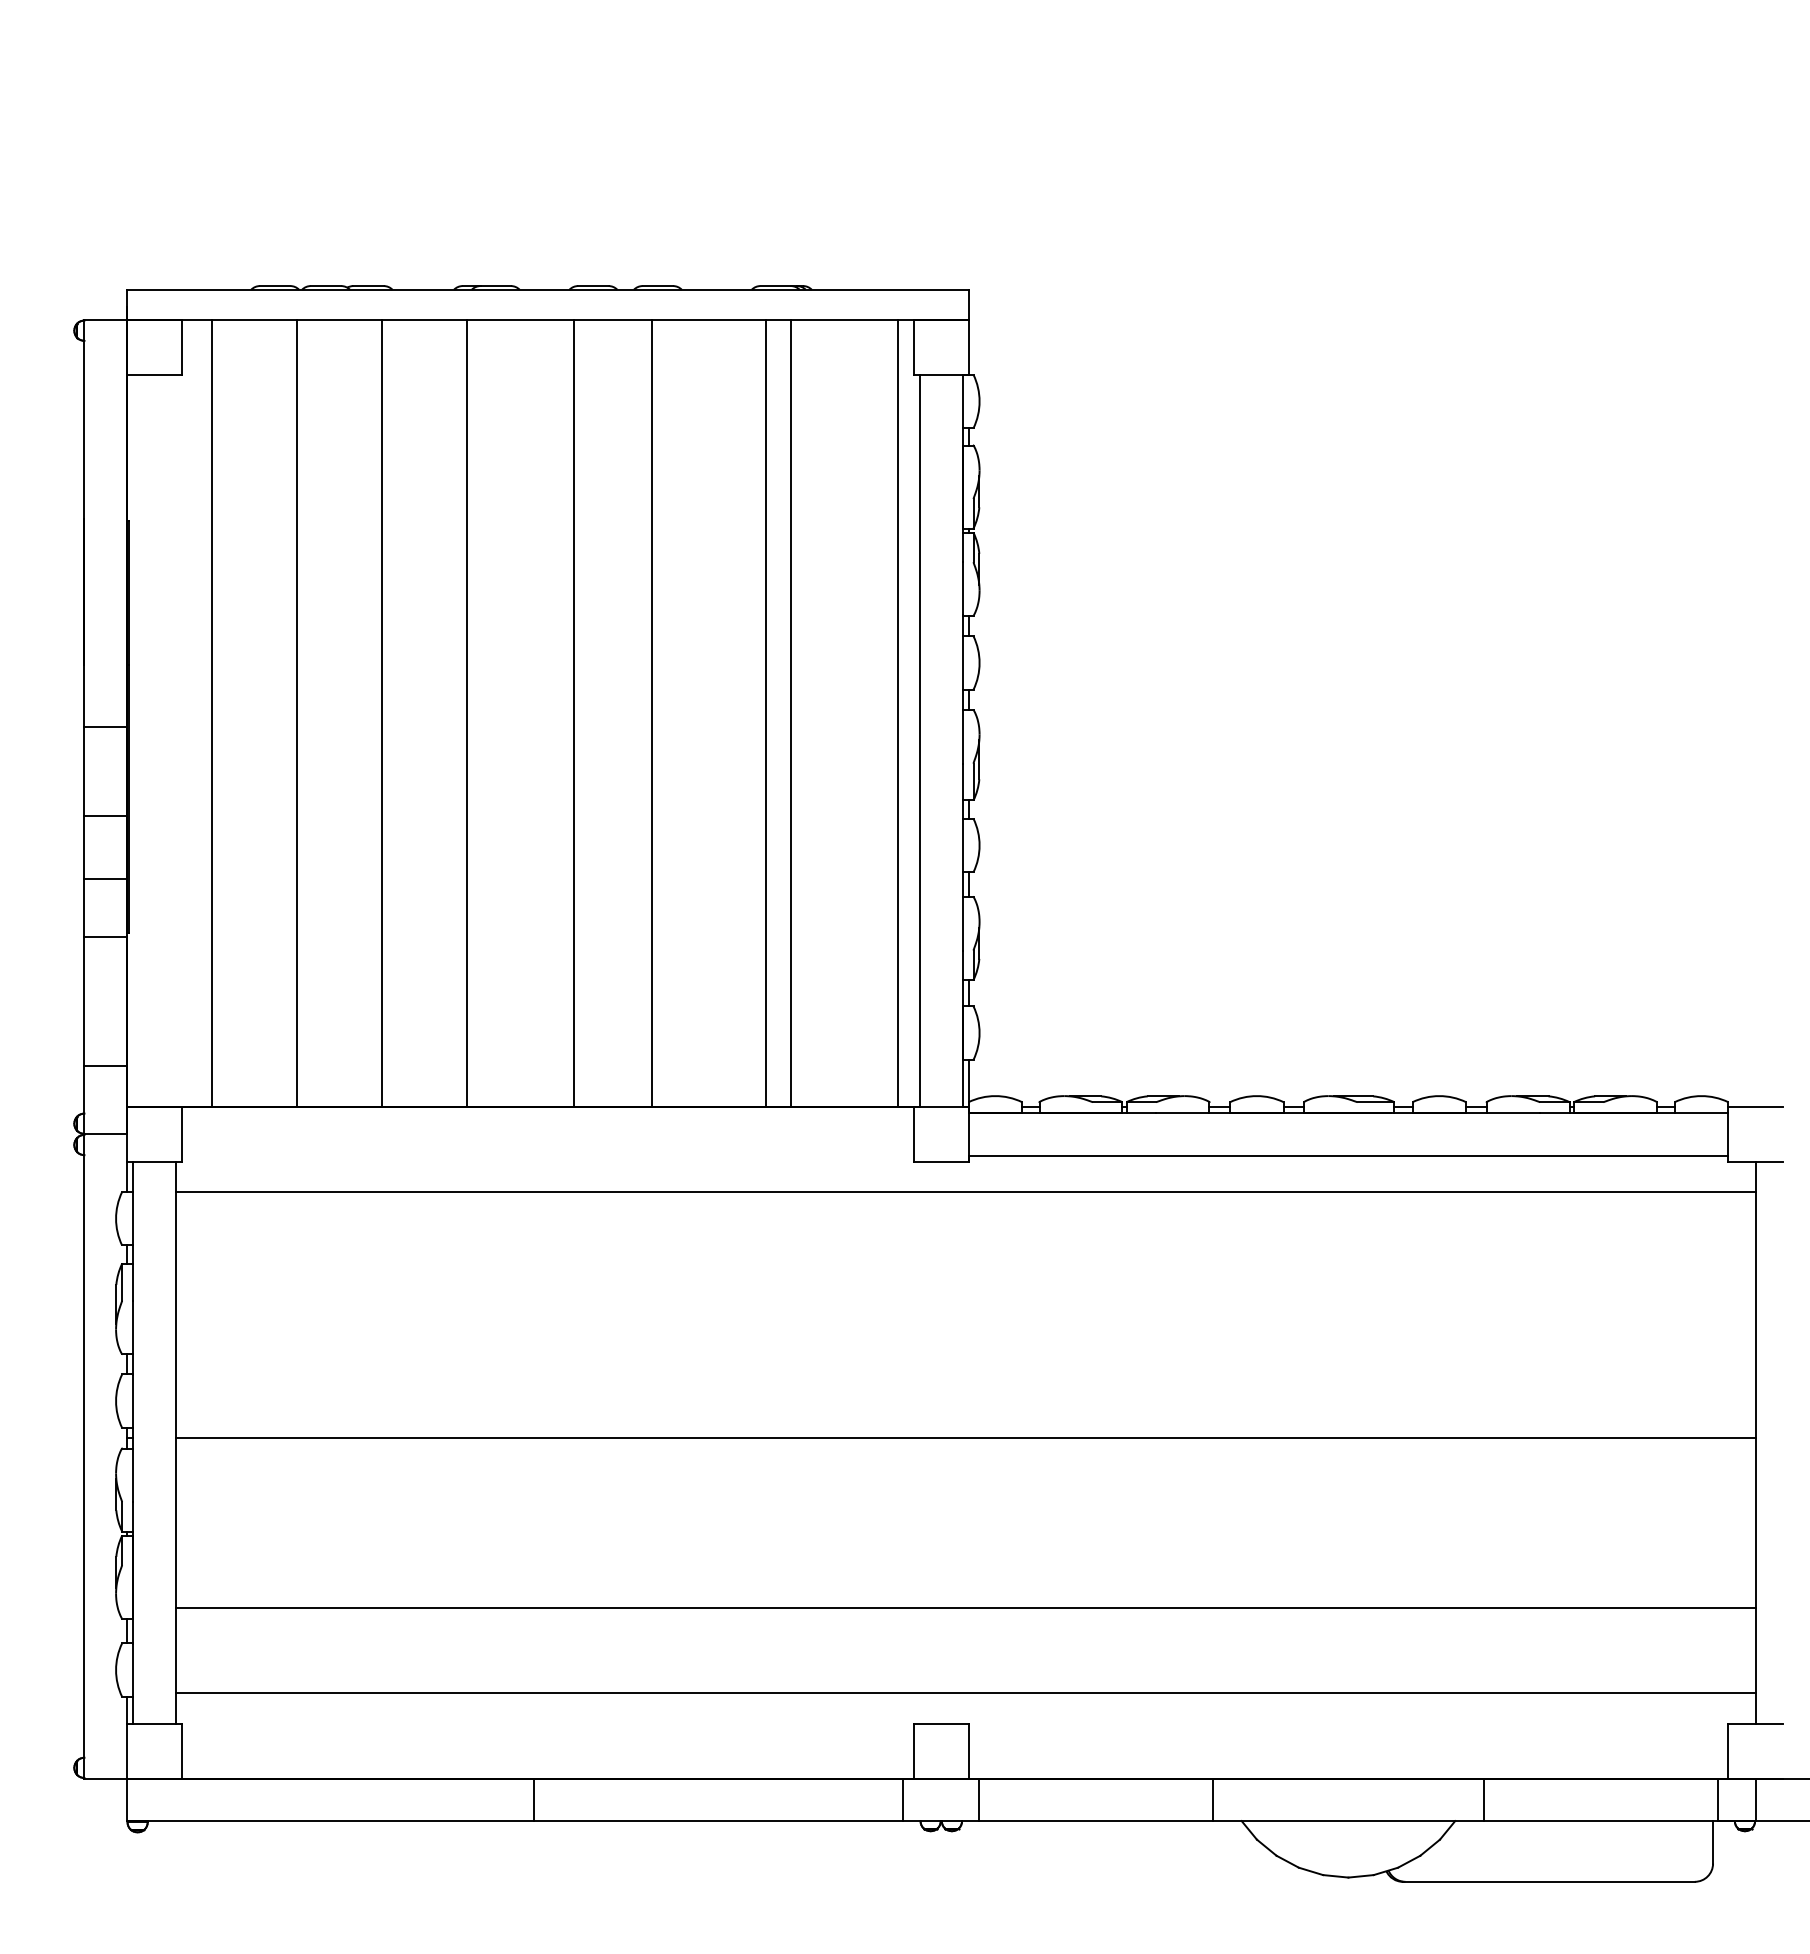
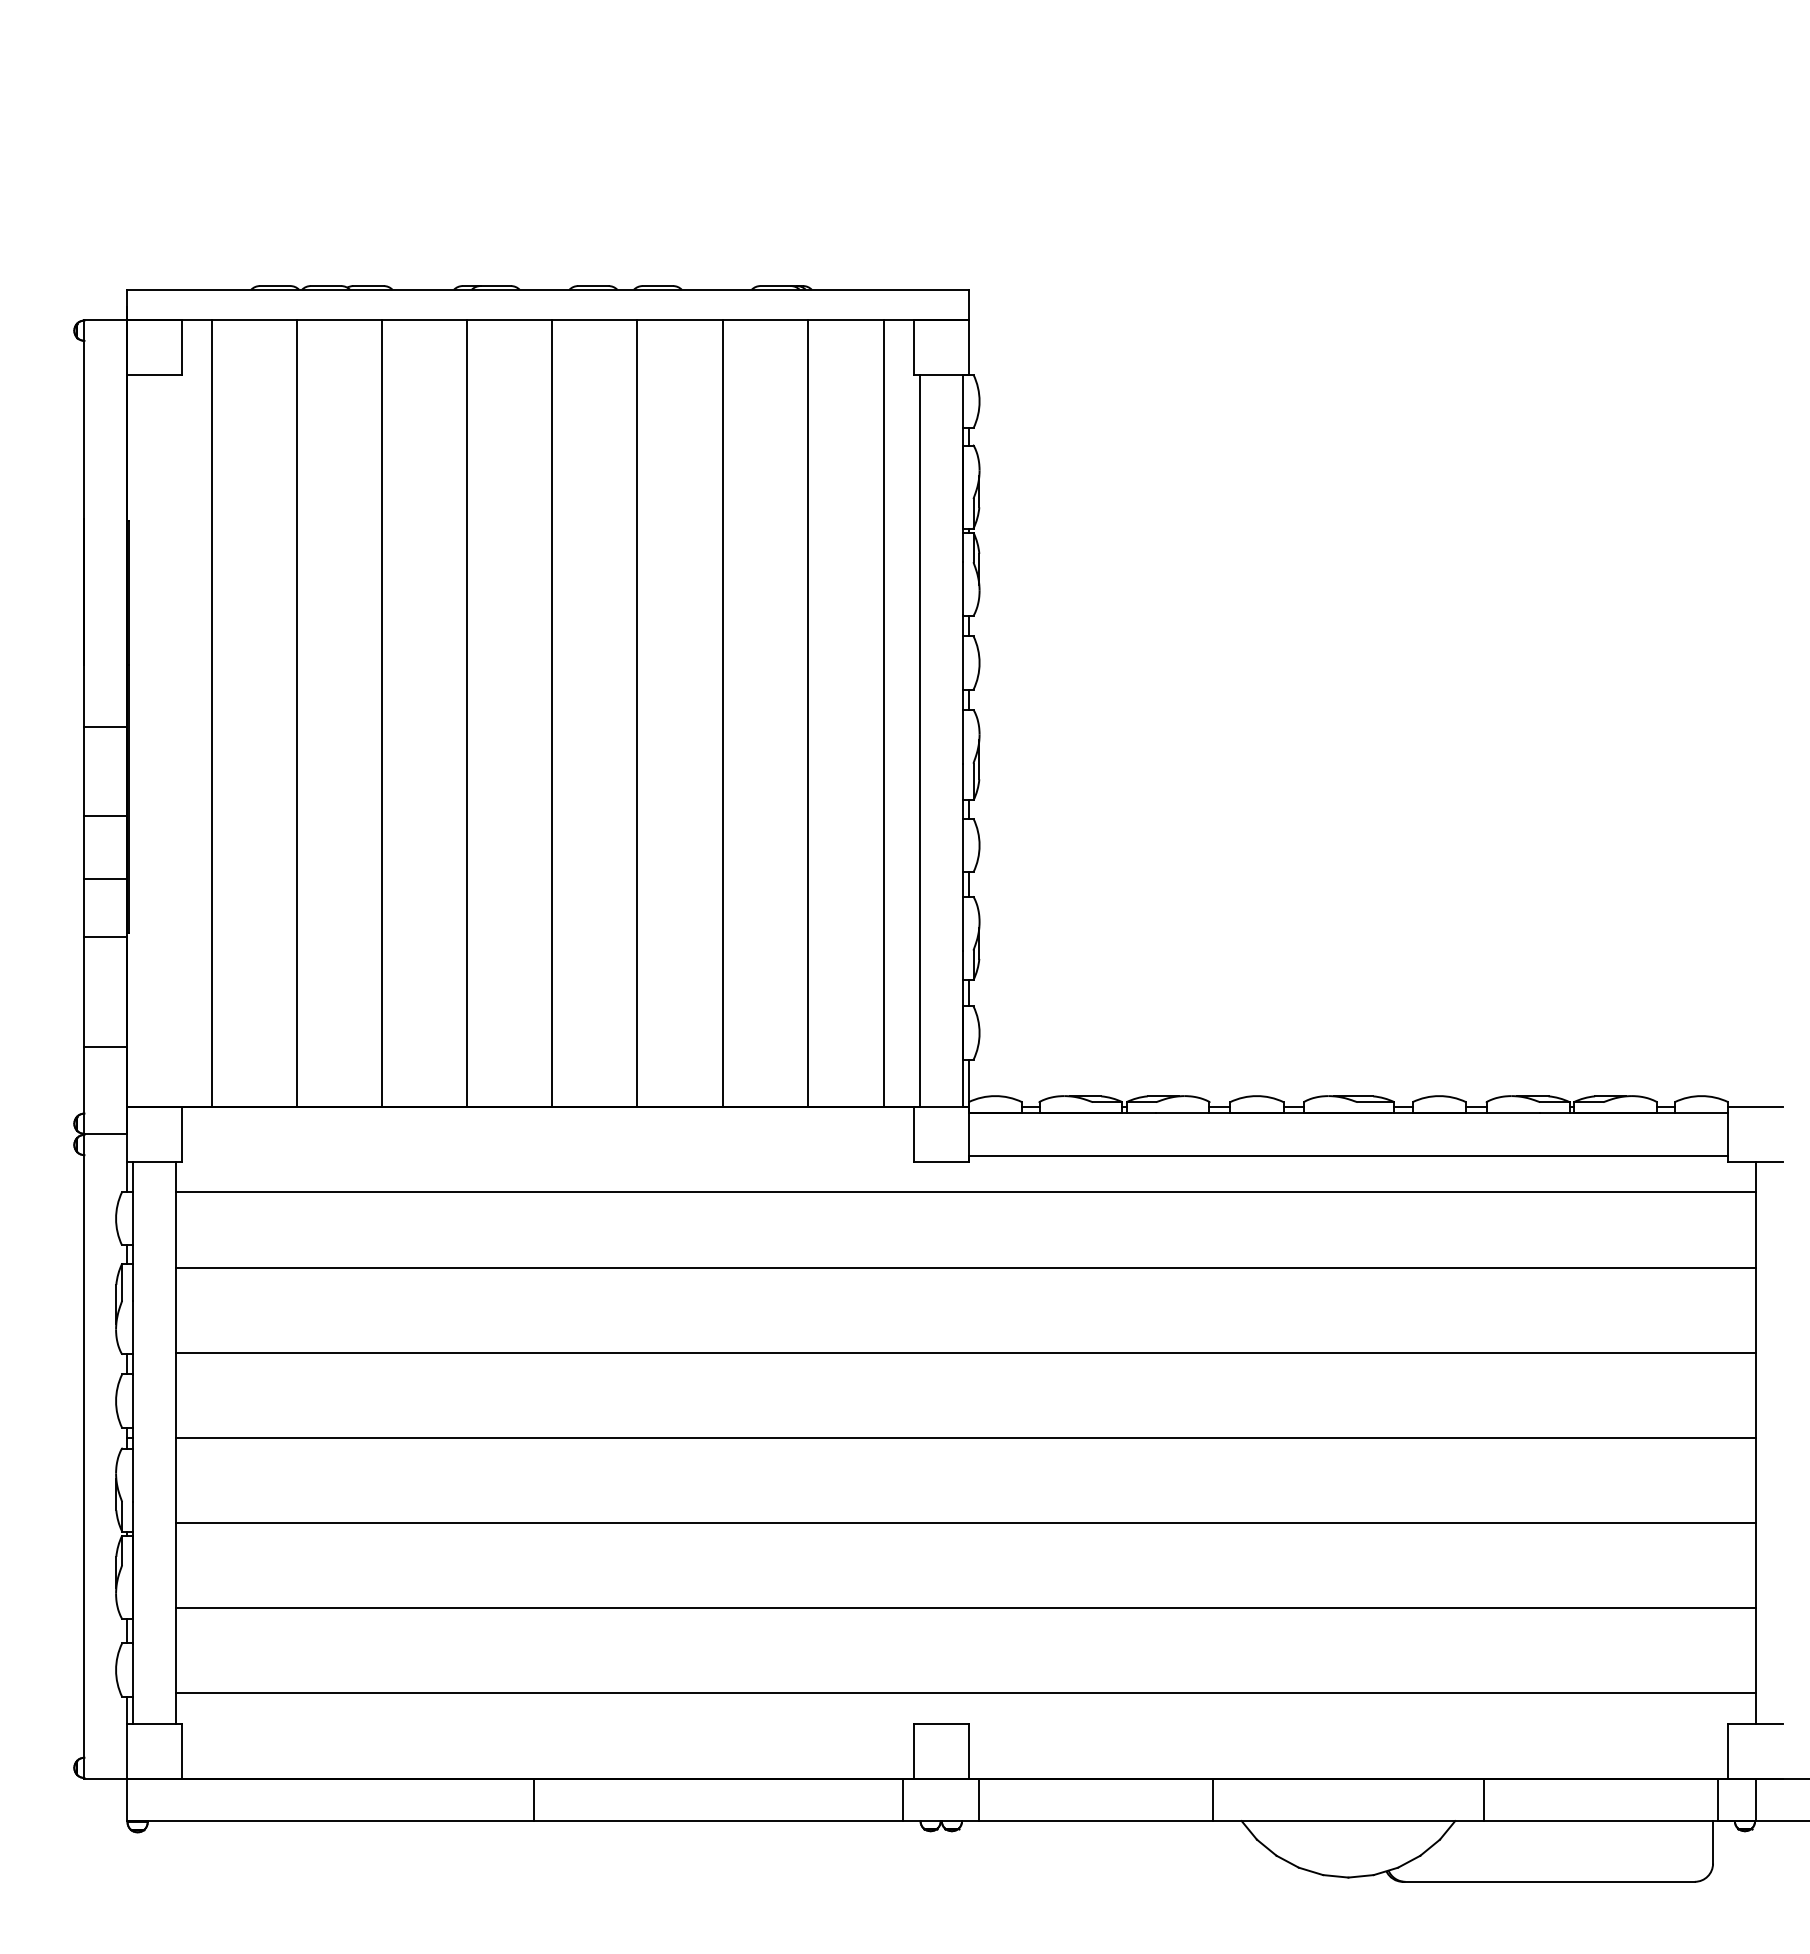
line position: (574, 713) -> (552, 713) (552, 713)
line position: (652, 713) -> (637, 713) (637, 713)
line position: (765, 713) -> (722, 713) (722, 713)
line position: (790, 713) -> (807, 713) (807, 713)
line position: (897, 713) -> (883, 713) (883, 713)
line position: (105, 1066) -> (105, 1047) (105, 1047)
line: none -> present (965, 1268)
line: none -> present (965, 1353)
line: none -> present (965, 1523)
